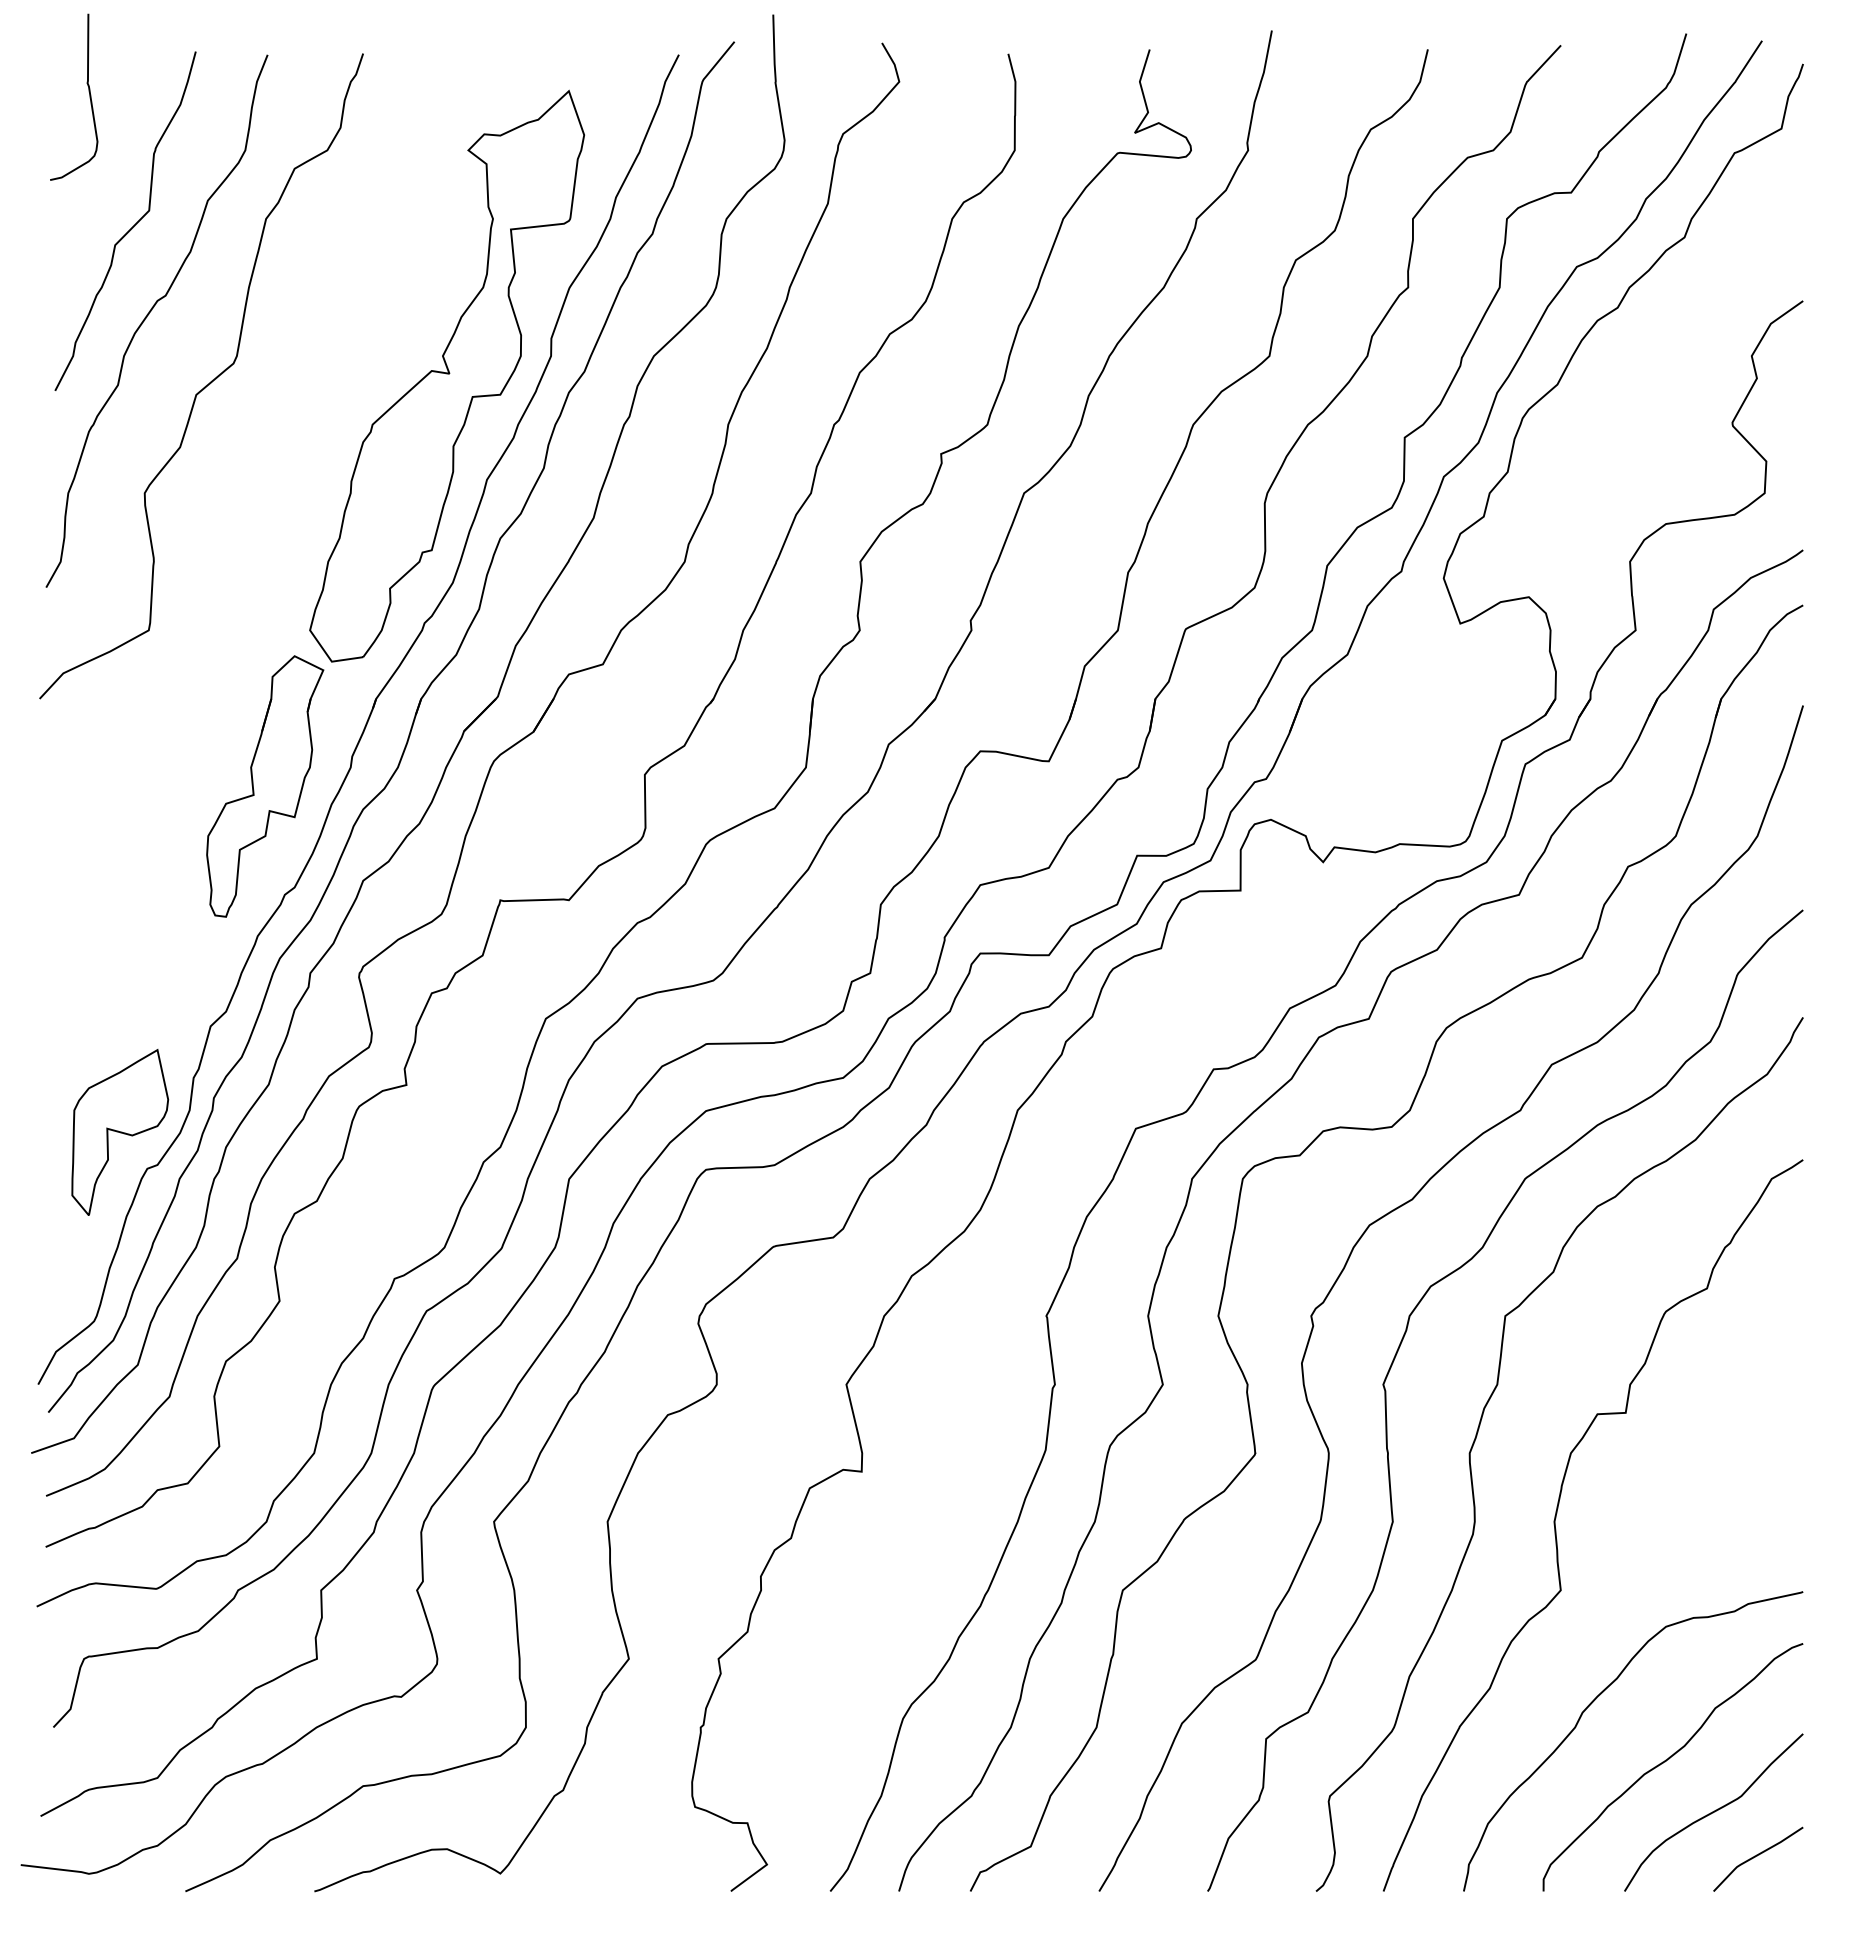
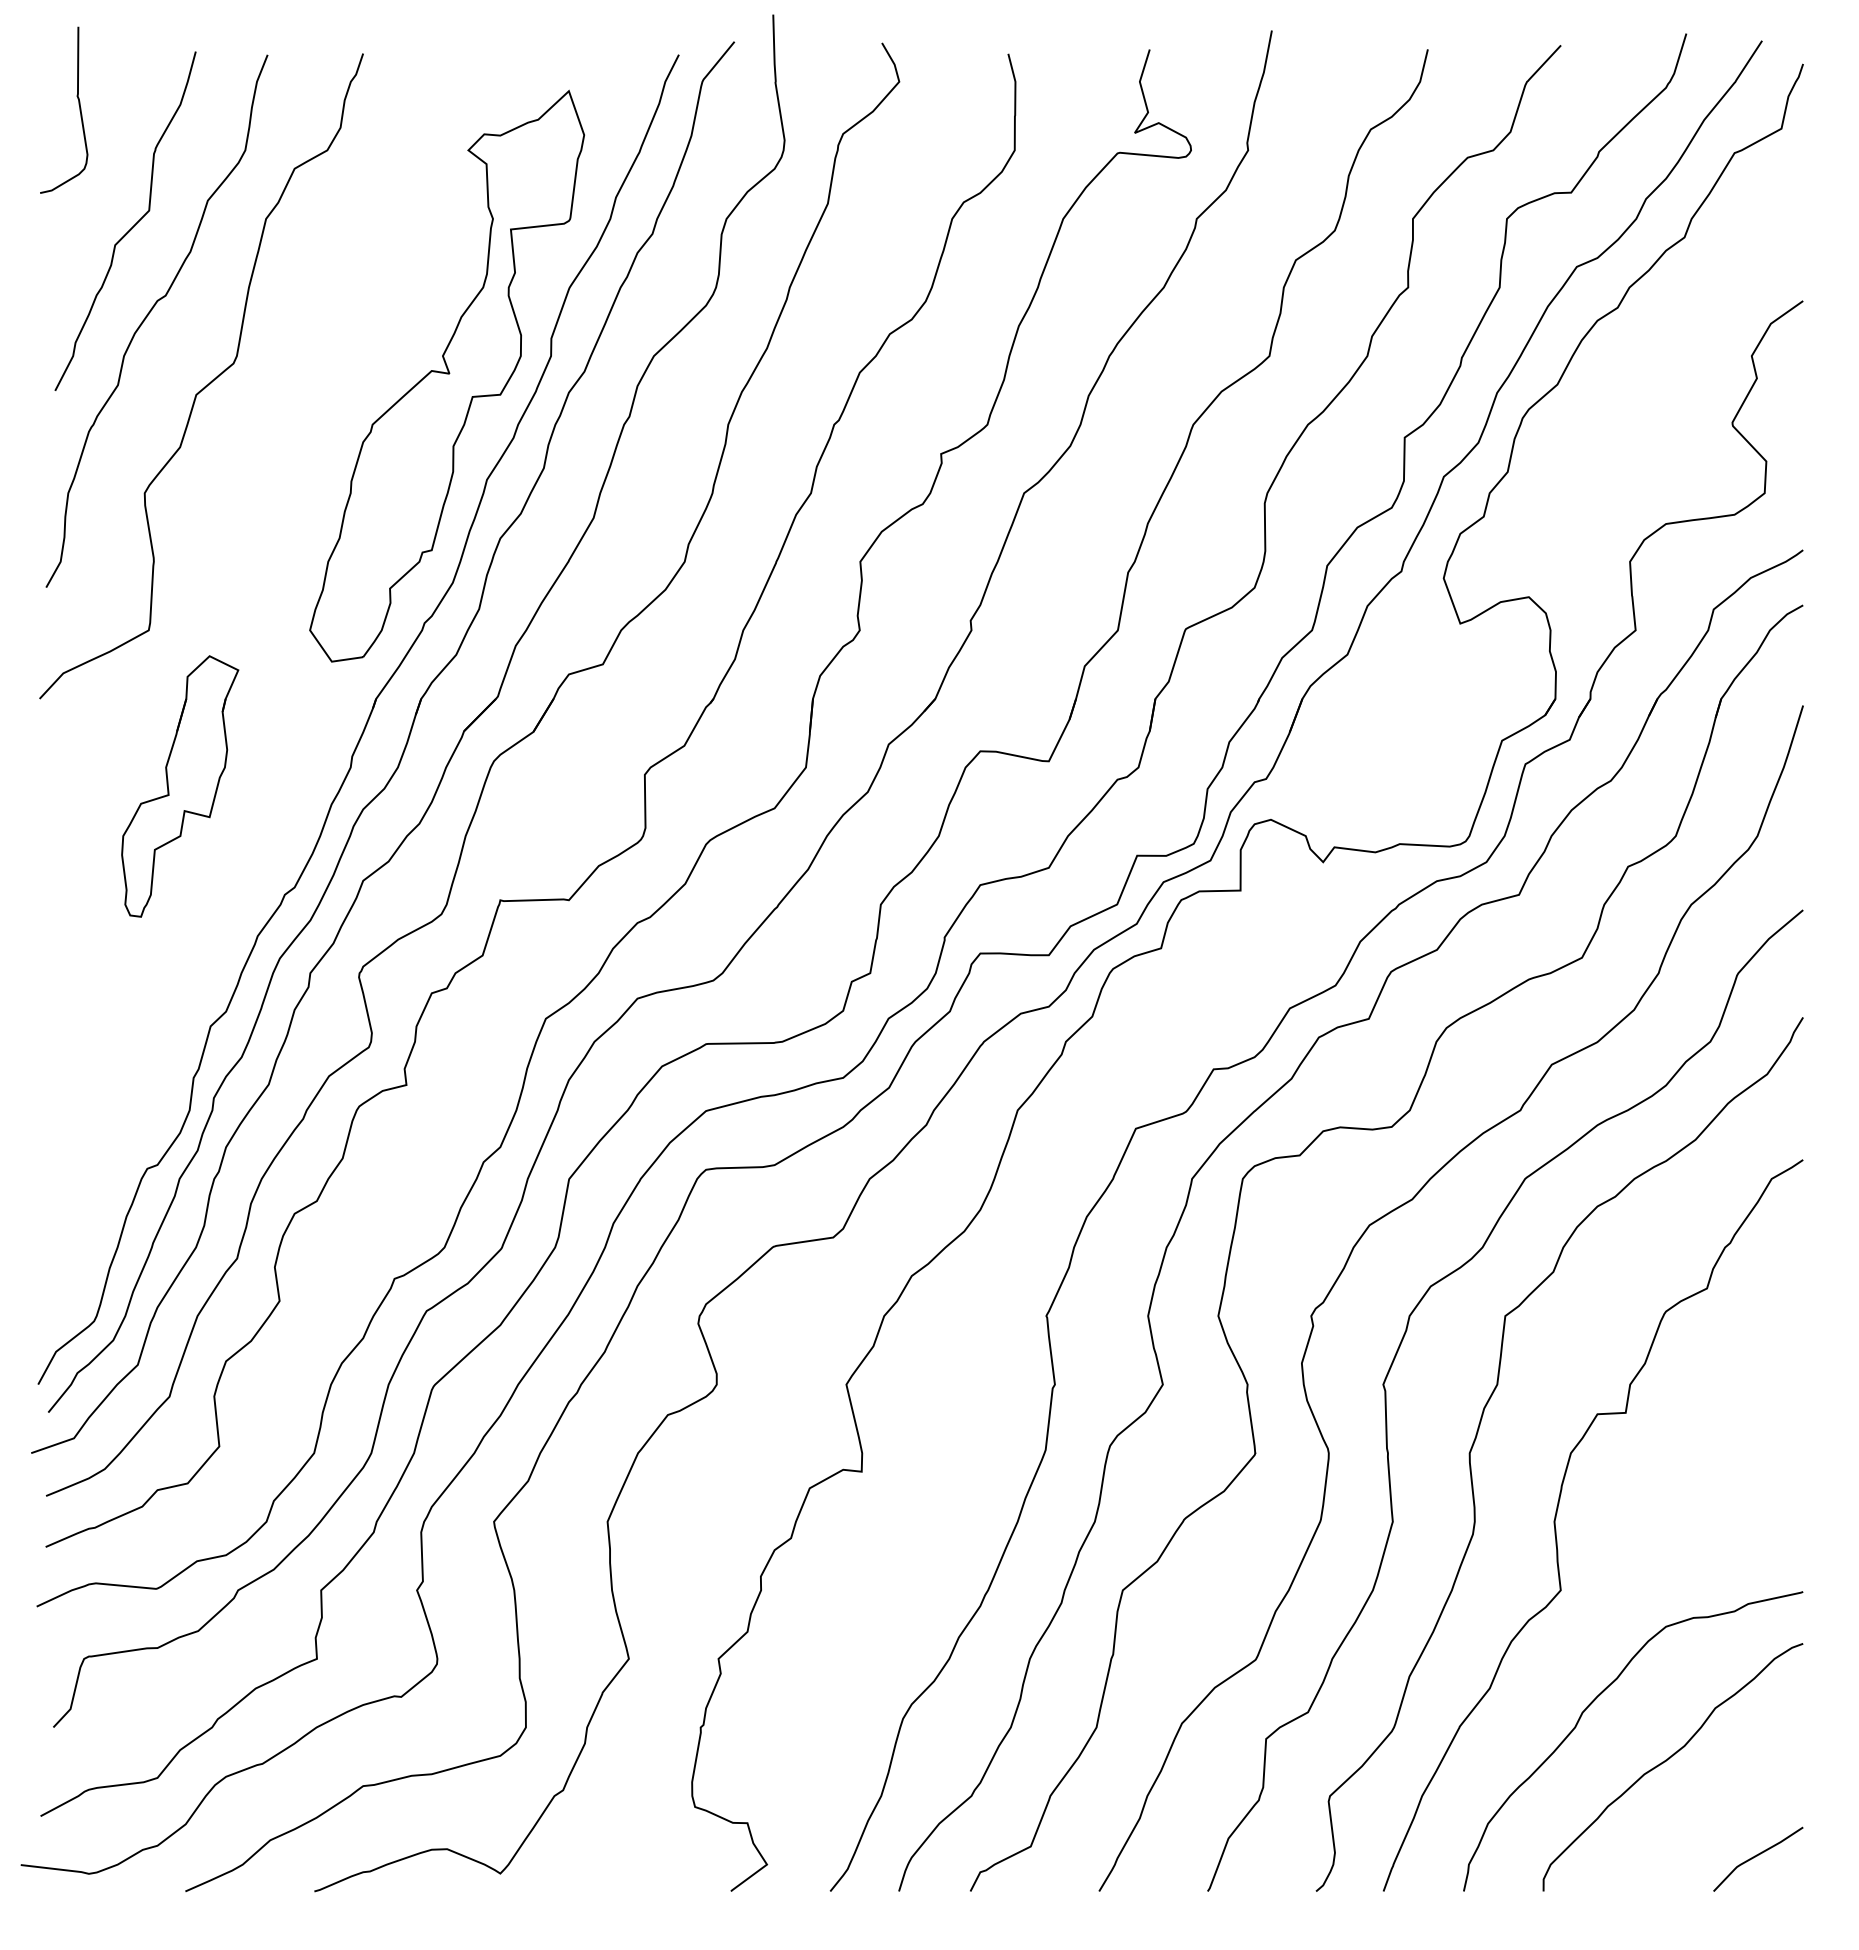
curve position: (88, 91) -> (78, 104) (78, 104)
part position: (265, 786) -> (180, 786) (180, 786)
part: present -> none (120, 1132)
curve: present -> none (1713, 1812)
